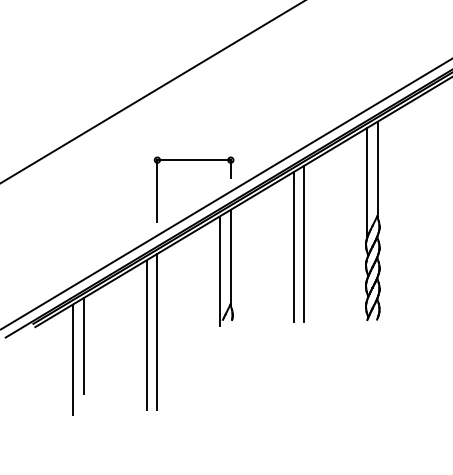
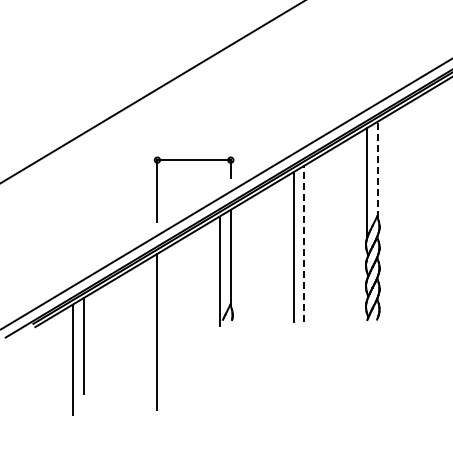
line: solid -> dashed (377, 169)
line: solid -> dashed (304, 243)
line: present -> none (146, 335)
